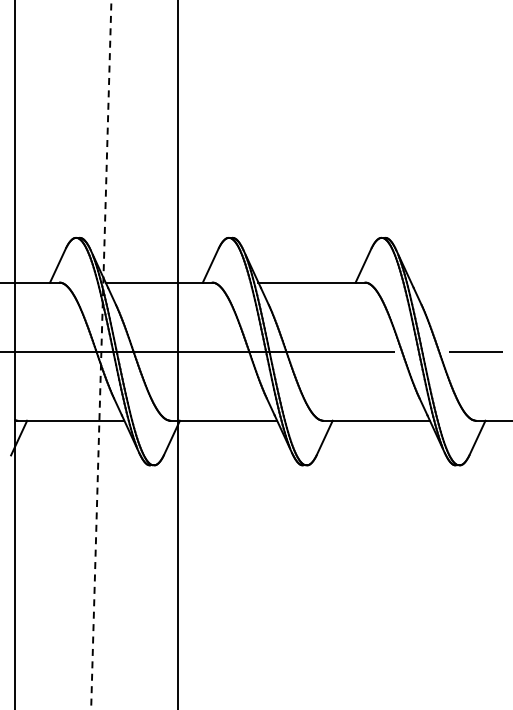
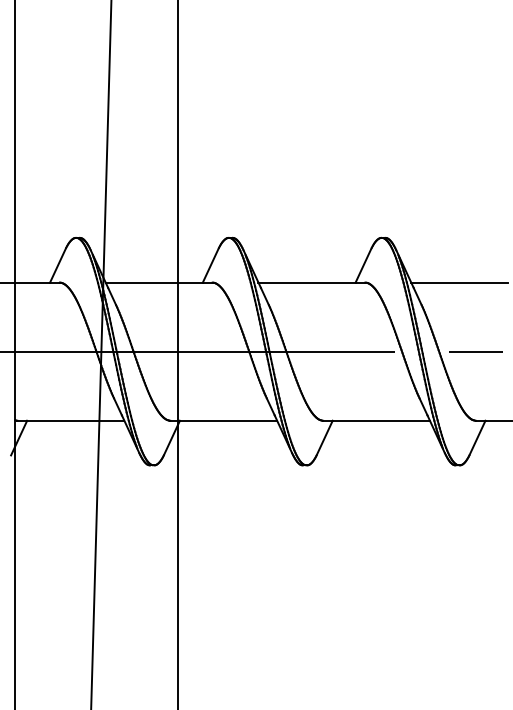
line: none -> present (459, 282)
line: dashed -> solid (101, 355)
